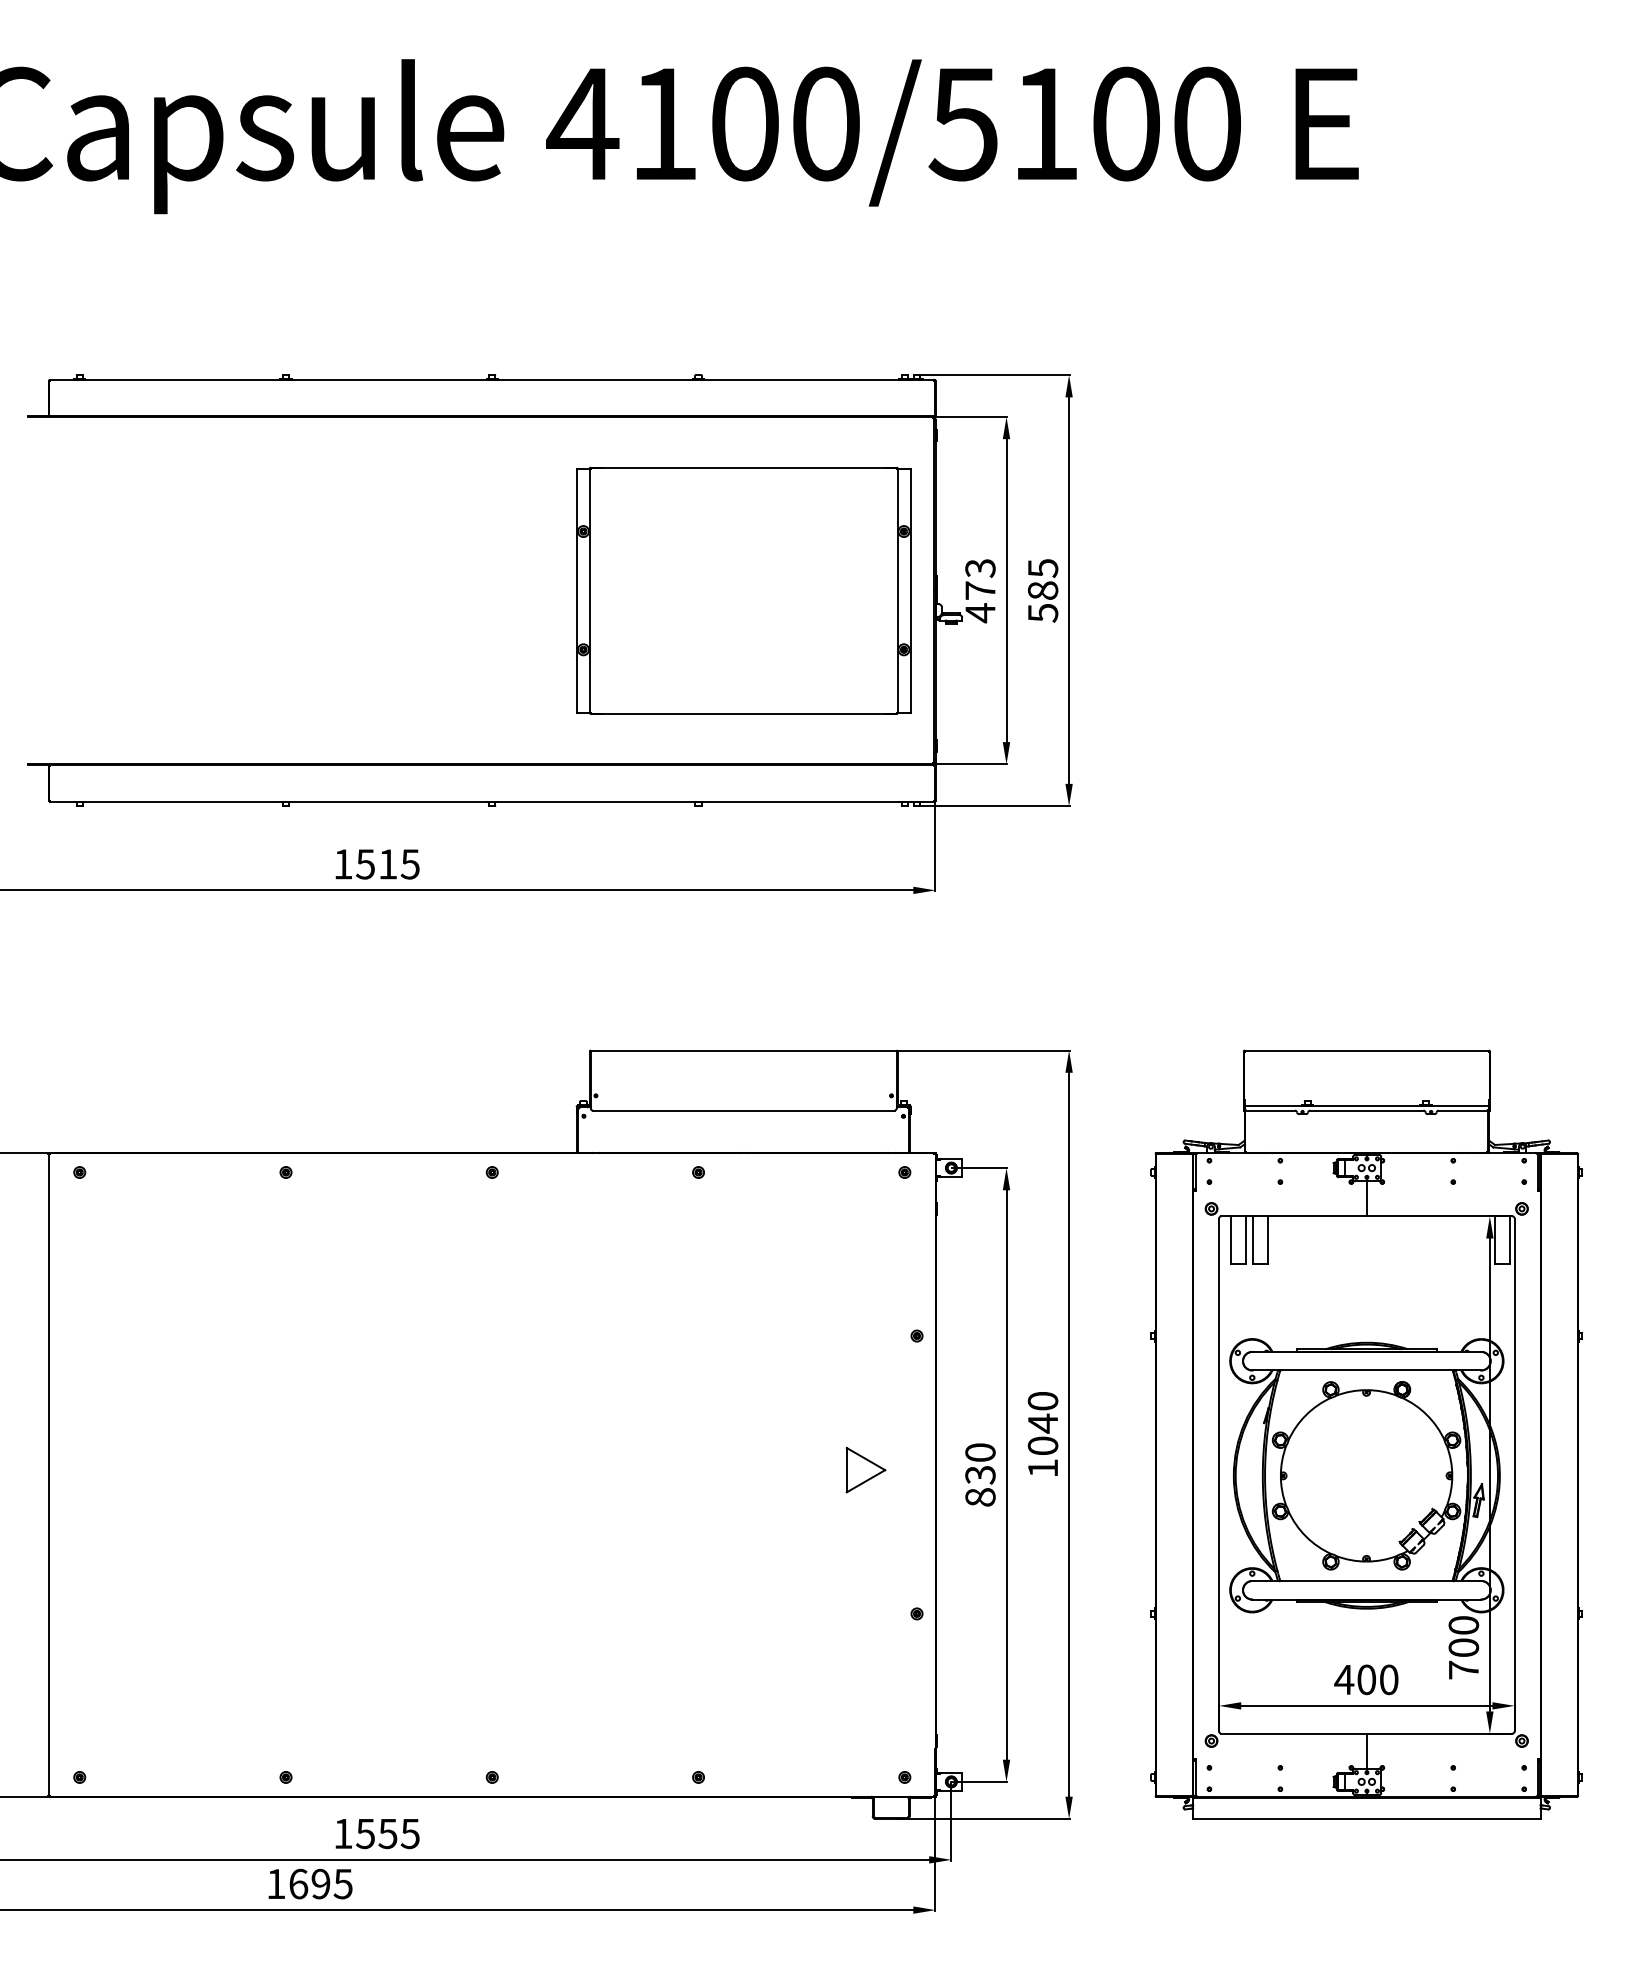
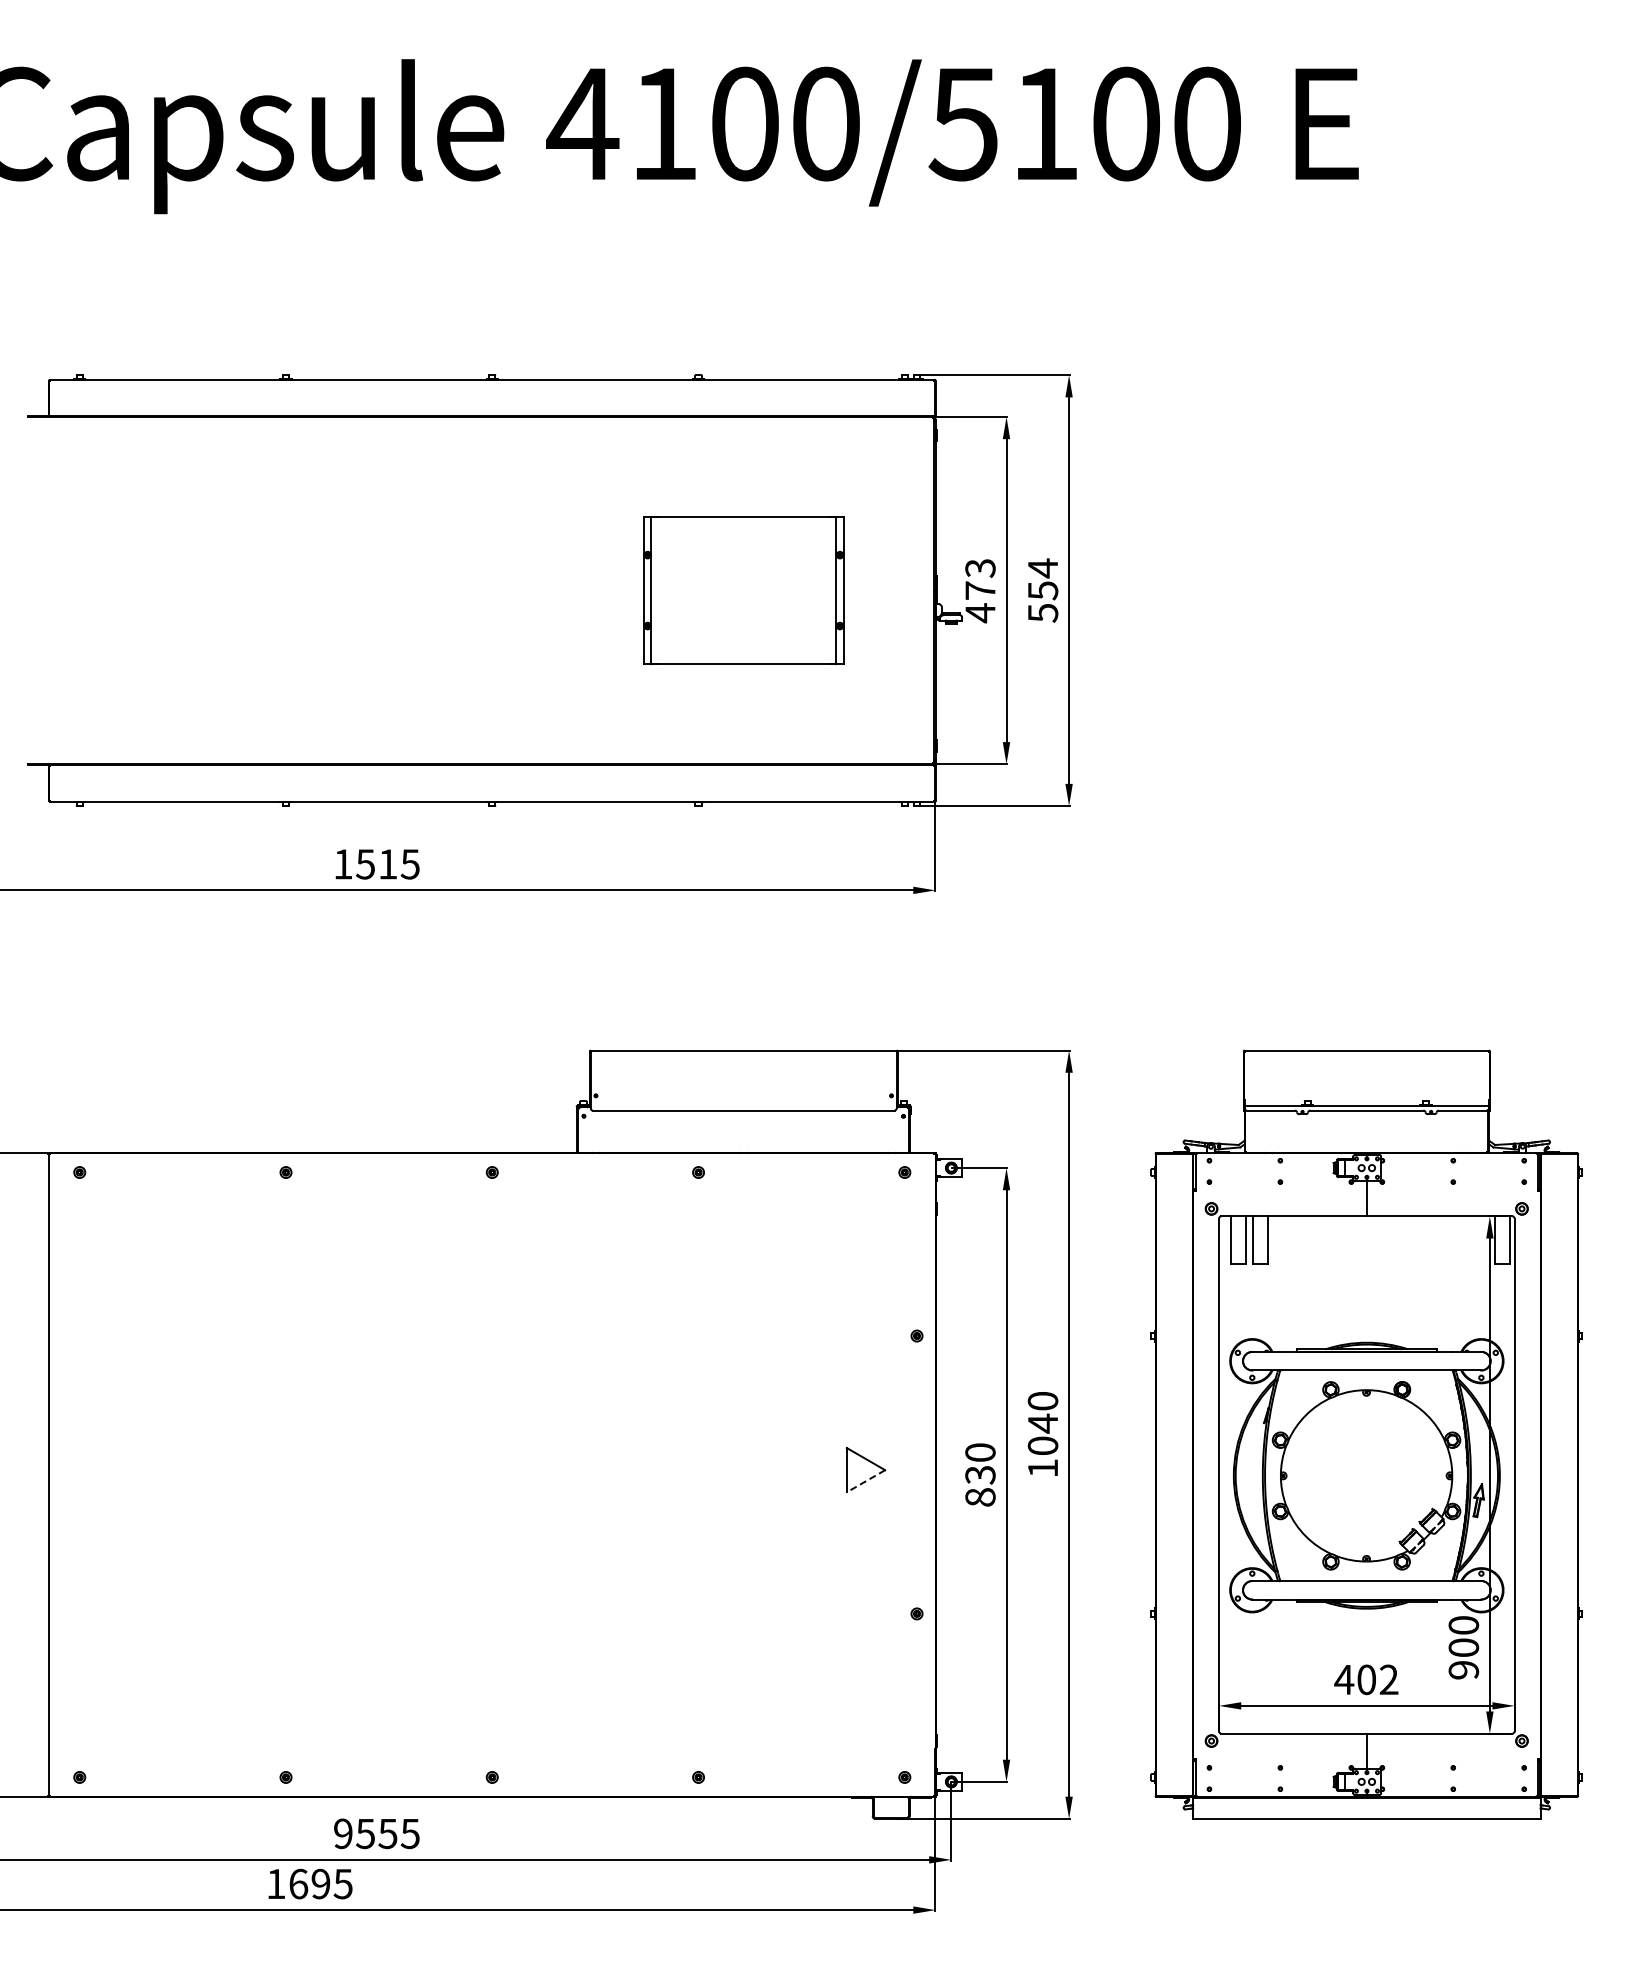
text: 585 -> 554 (1042, 579)
part size: 336x249 px -> 202x150 px (743, 590)
line: solid -> dashed (865, 1481)
text: 700 -> 900 (1463, 1669)
text: 400 -> 402 (1388, 1679)
text: 1555 -> 9555 (343, 1833)
